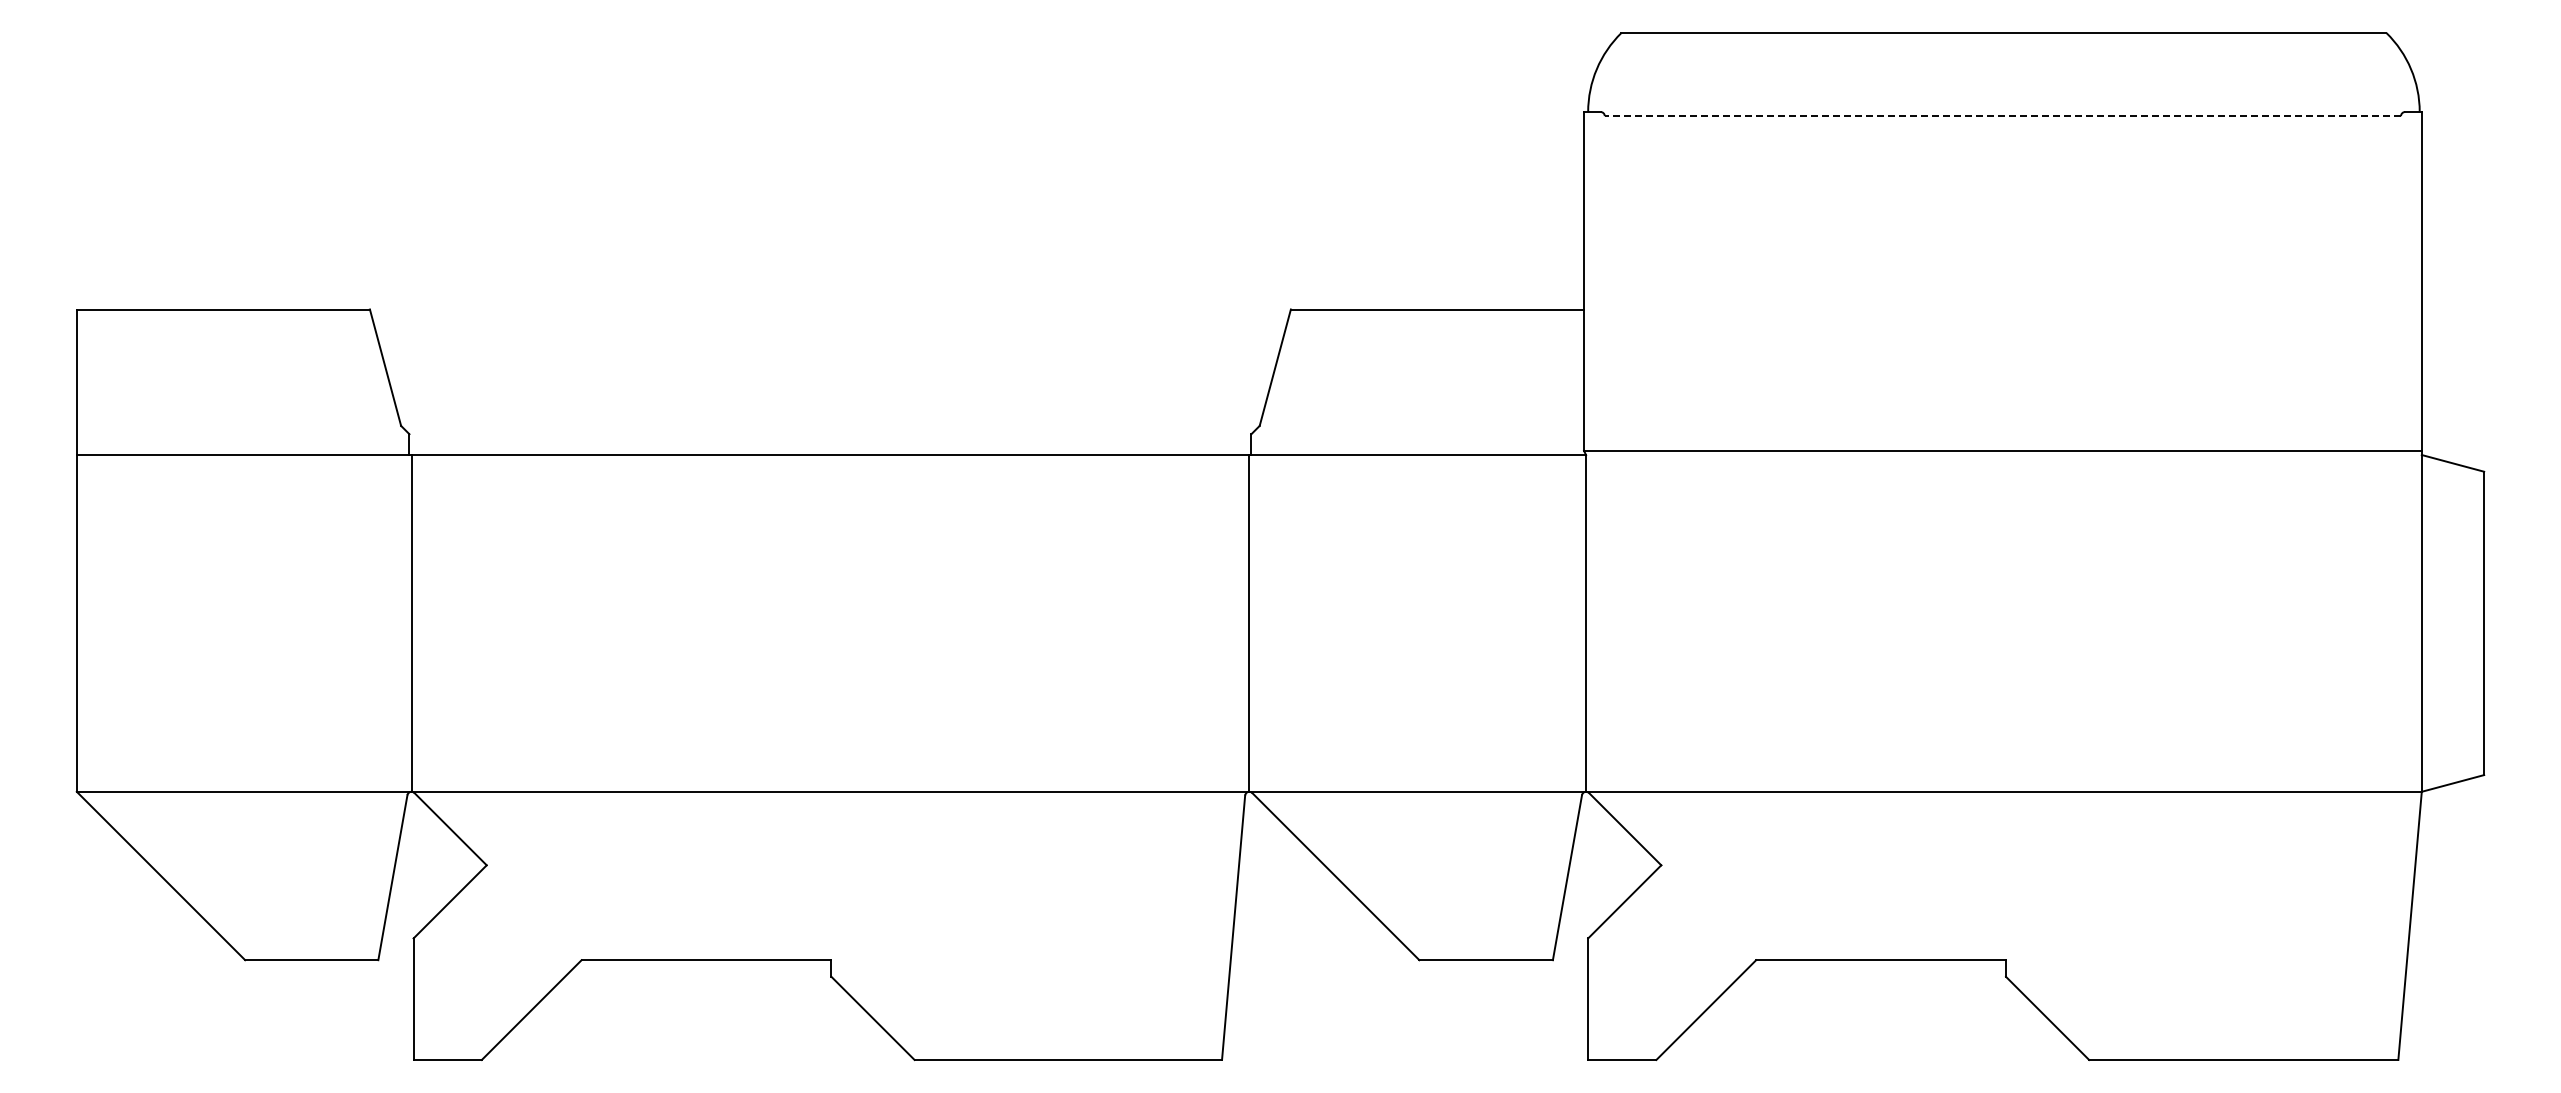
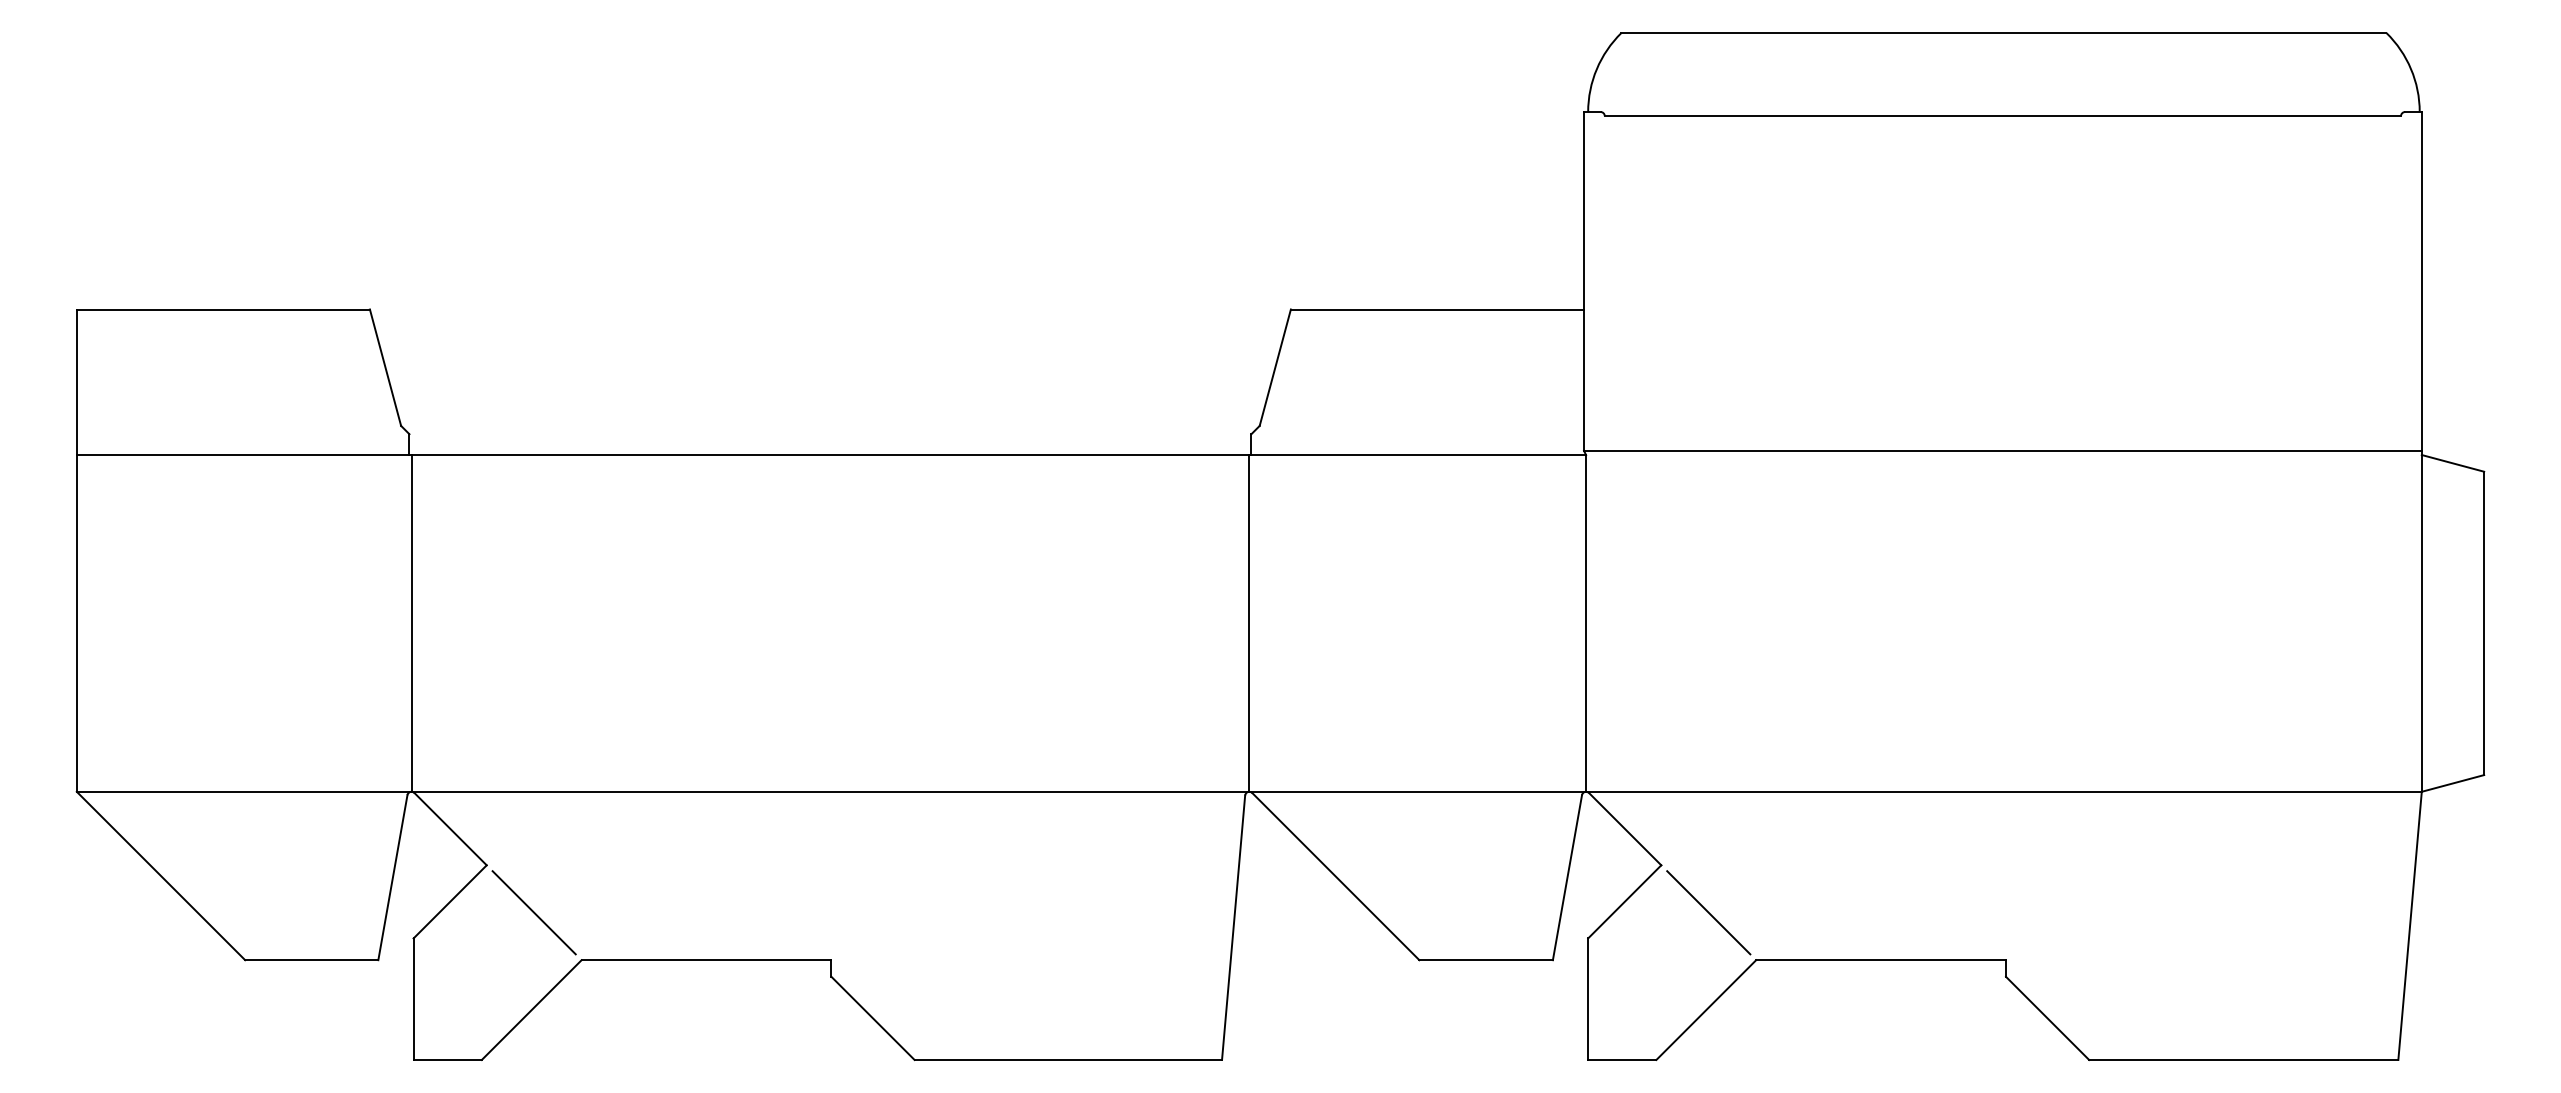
line: dashed -> solid (2002, 116)
line: none -> present (533, 912)
line: none -> present (1708, 912)
